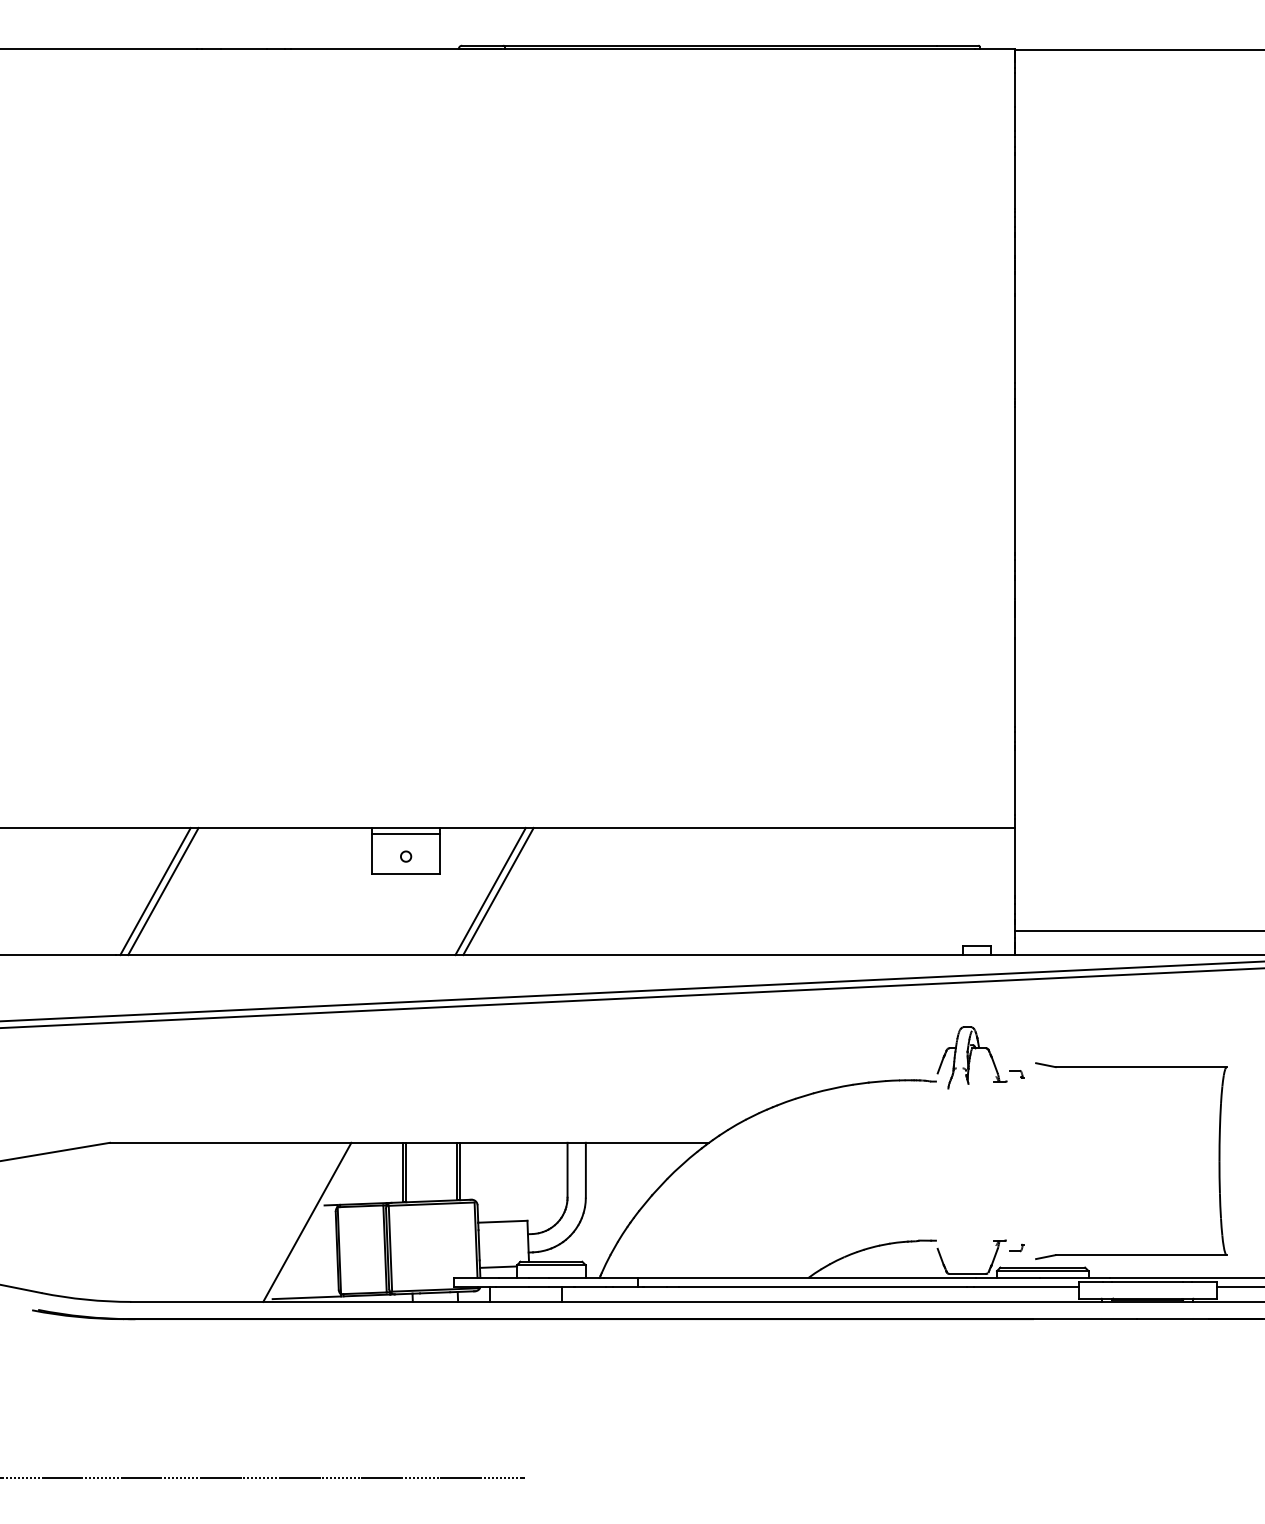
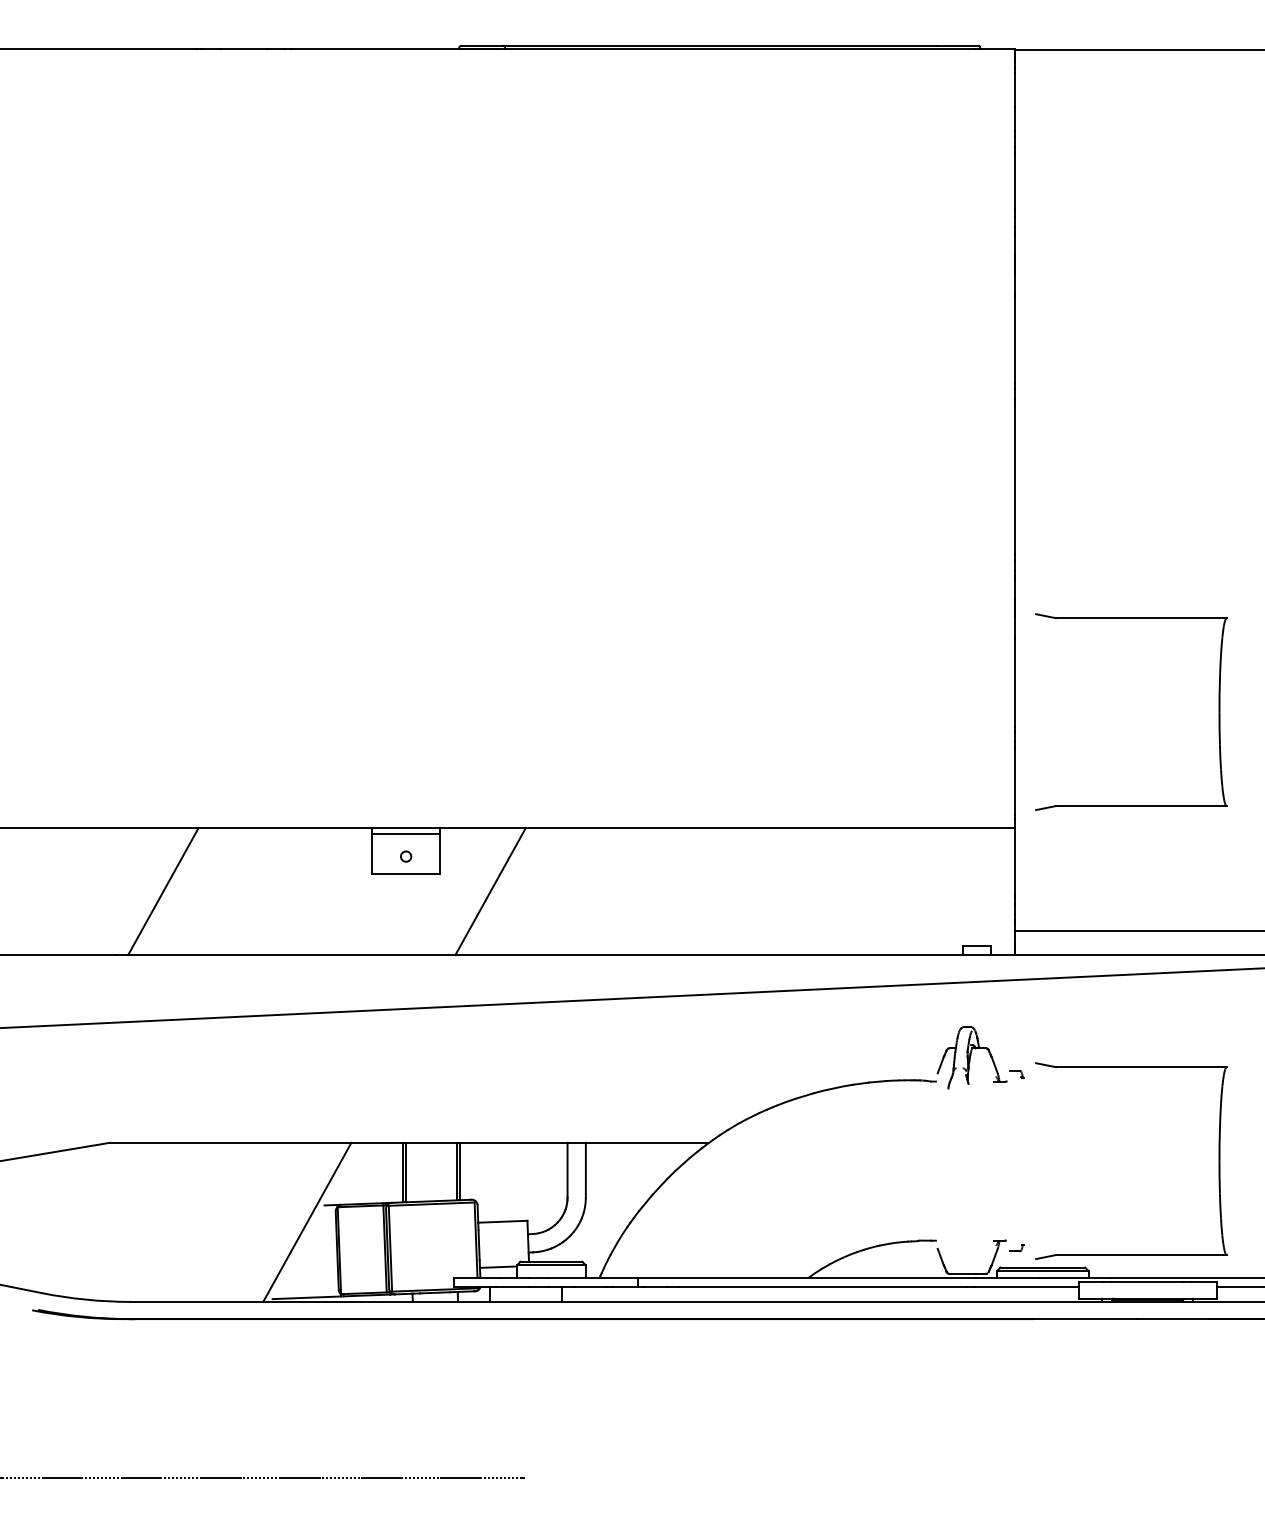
part: none -> present (1218, 711)
line: present -> none (155, 891)
line: present -> none (498, 891)
line: present -> none (631, 991)
